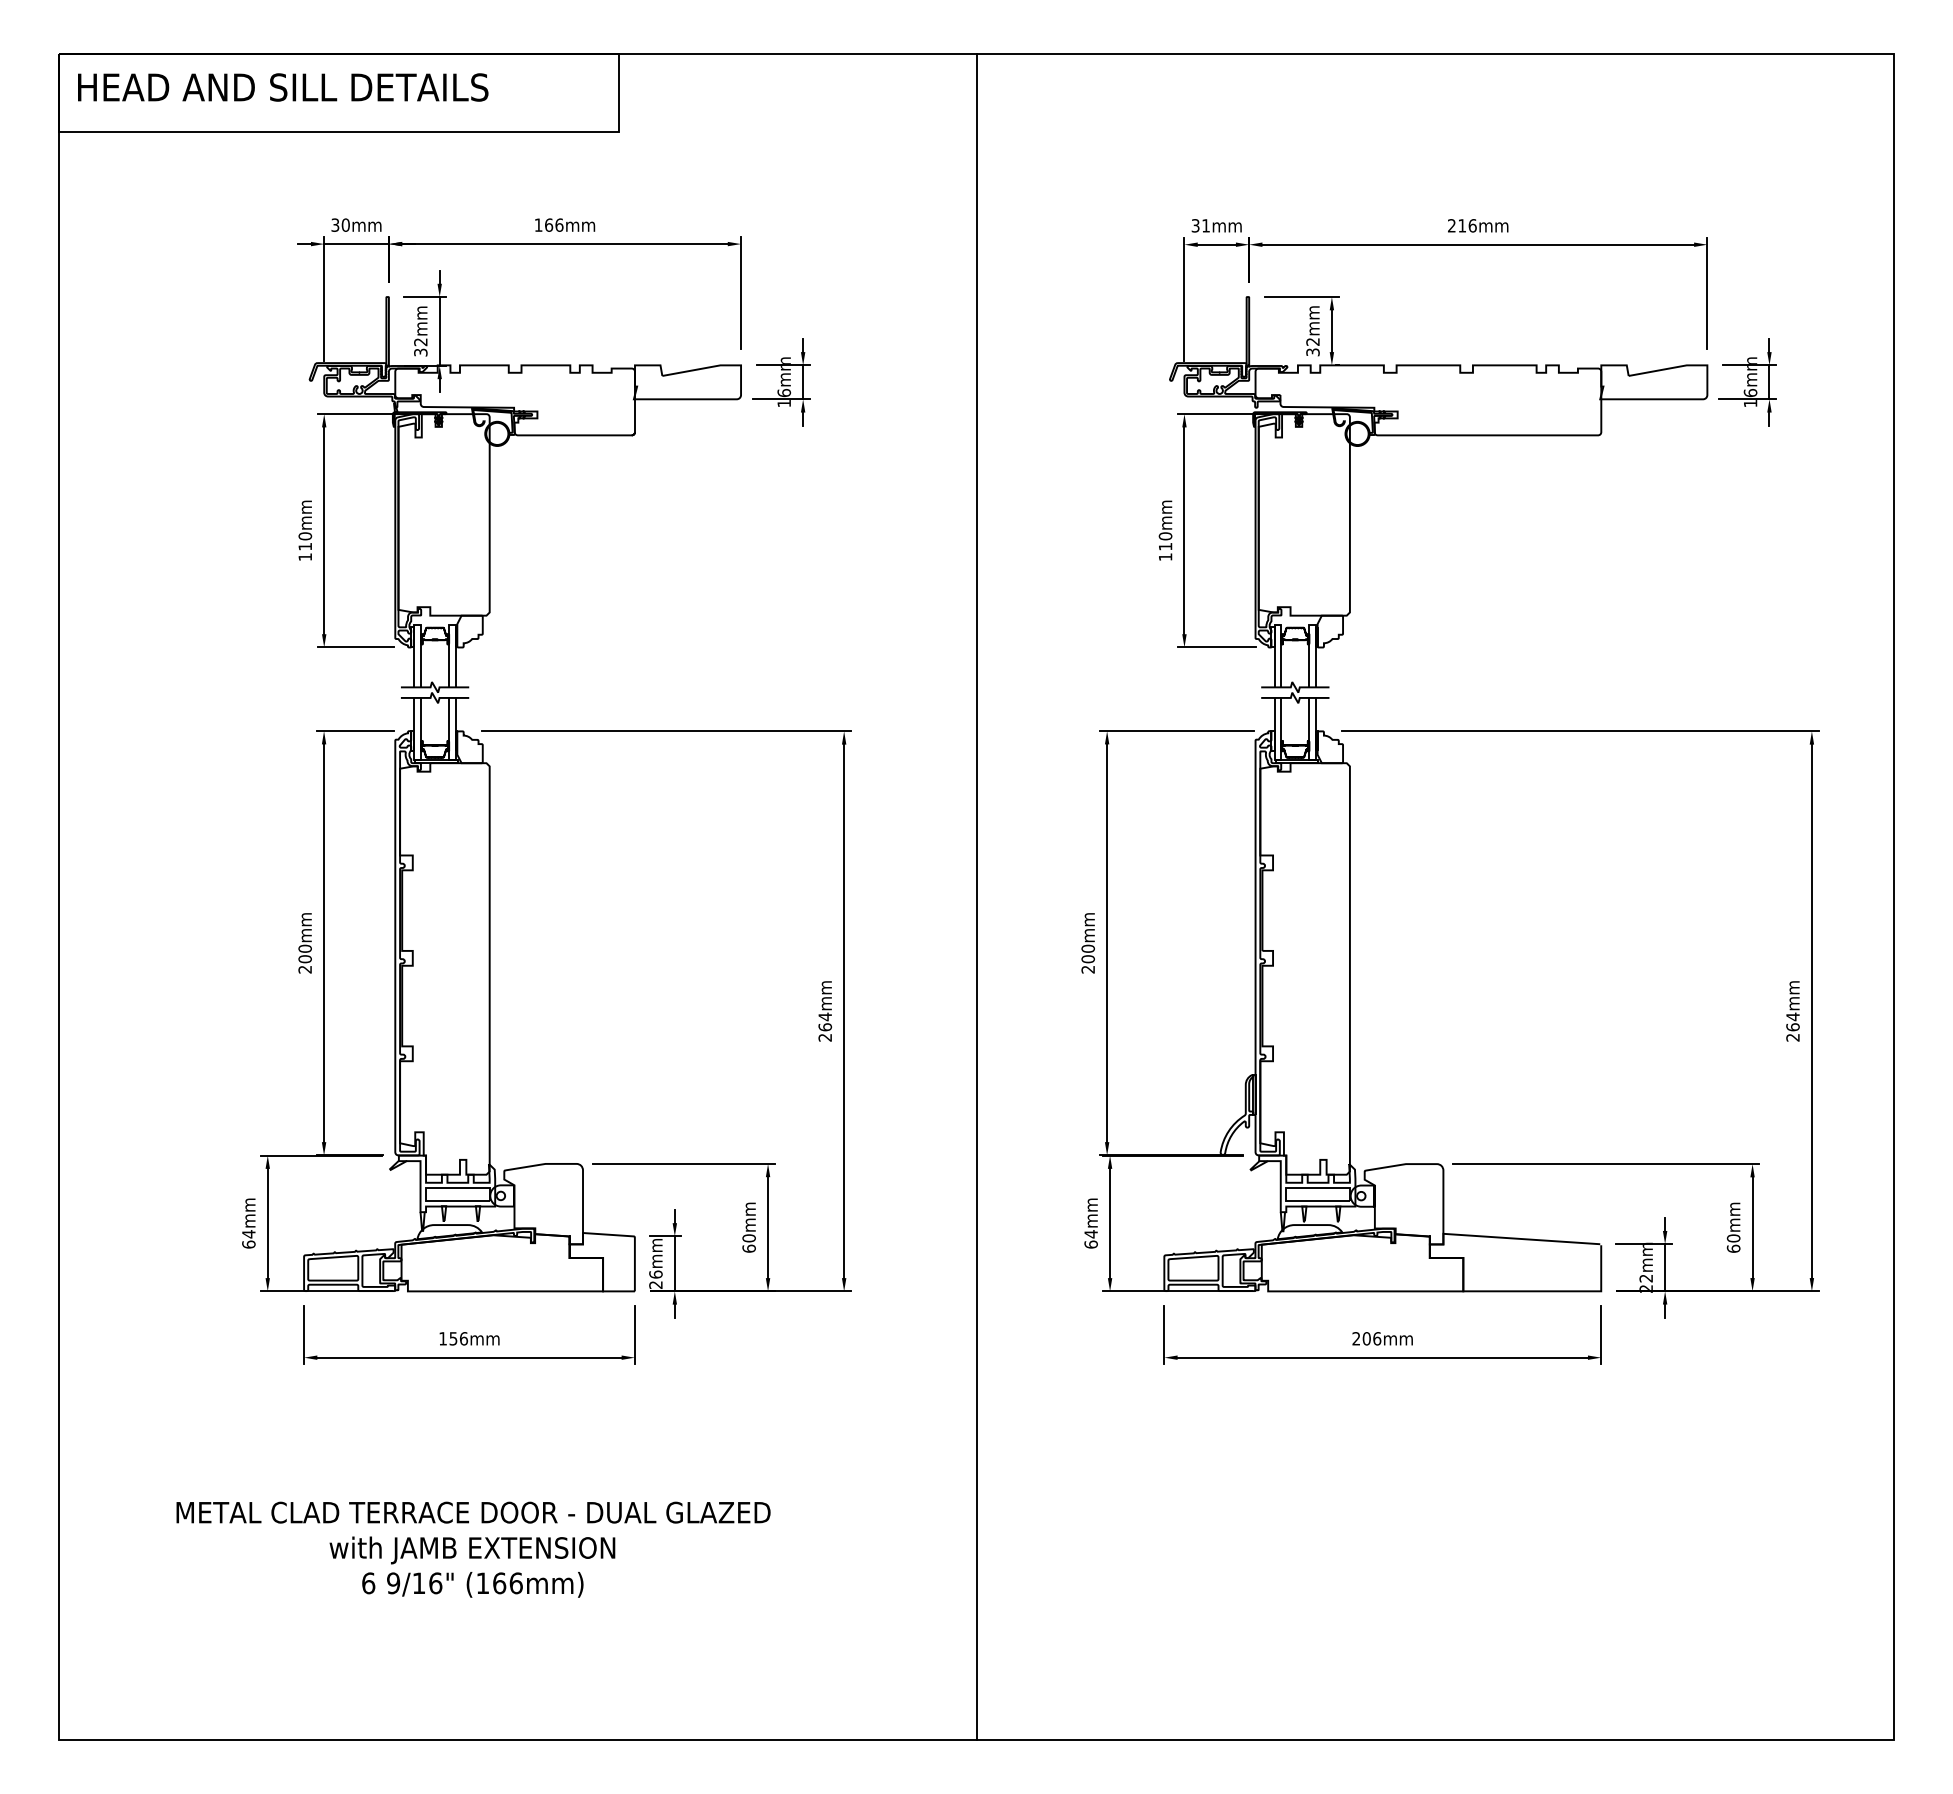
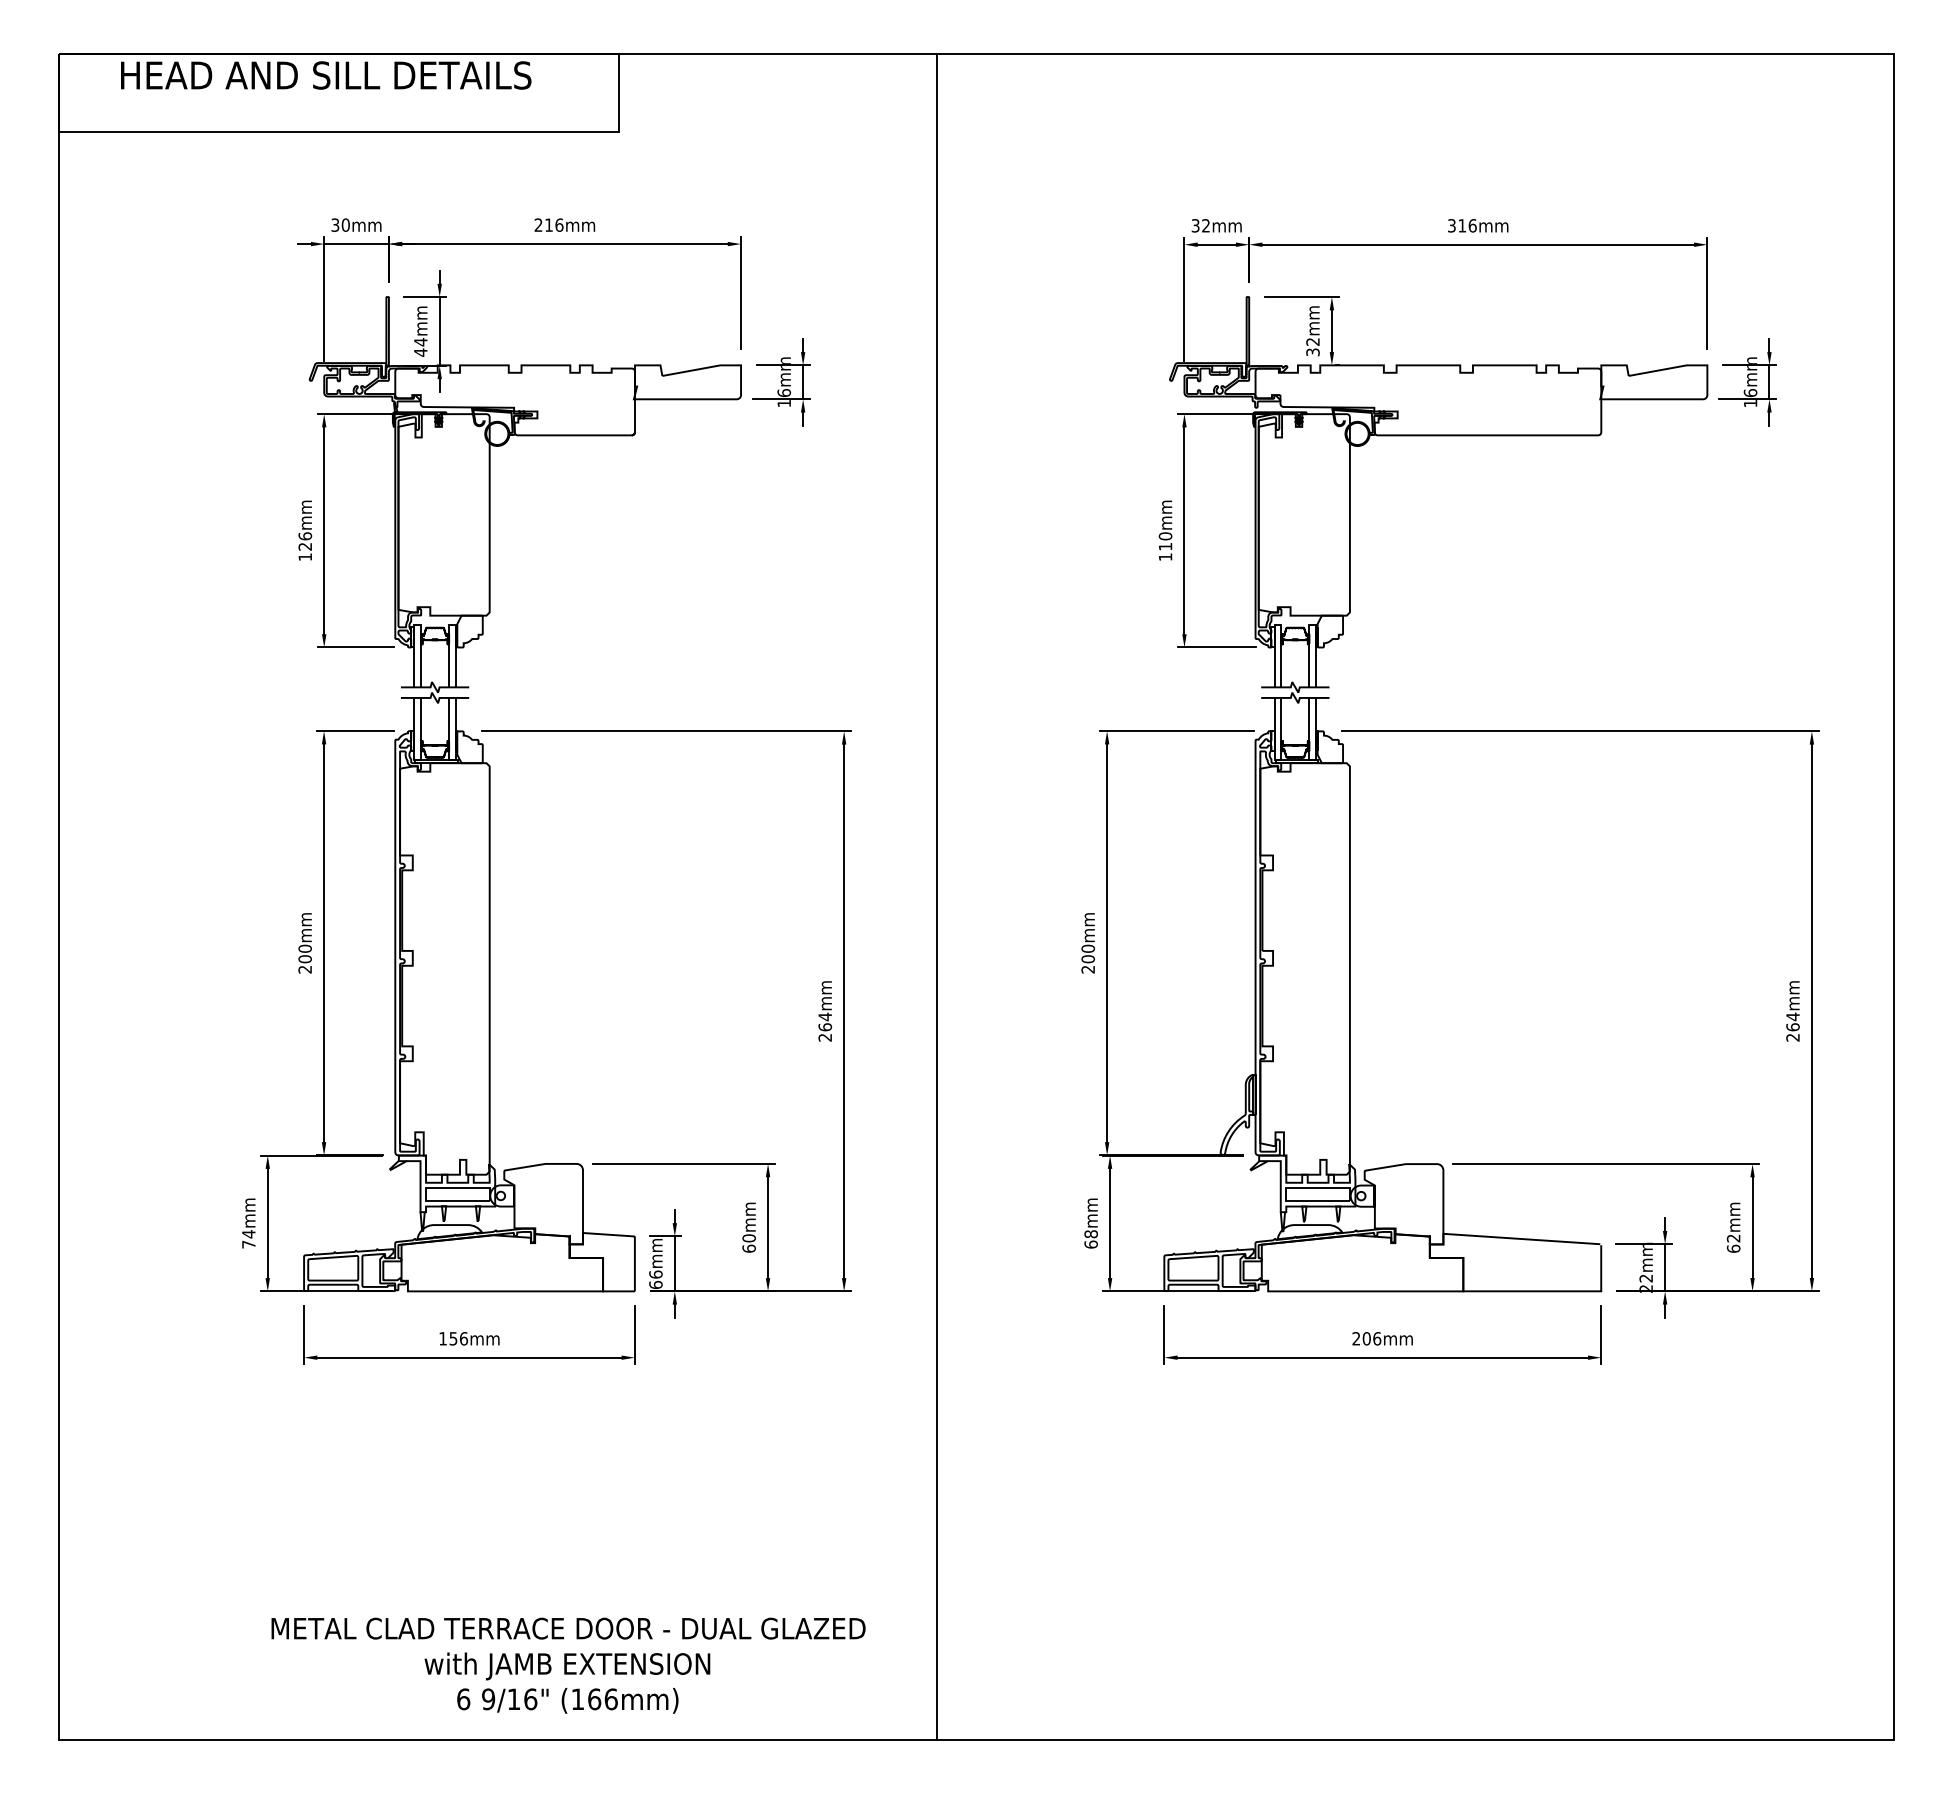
text position: (283, 87) -> (326, 75) (326, 75)
text: 166mm -> 216mm (543, 224)
text: 31mm -> 32mm (1205, 225)
text: 216mm -> 316mm (1451, 225)
text: 32mm -> 44mm (420, 347)
text: 110mm -> 126mm (304, 541)
line position: (976, 896) -> (936, 896) (936, 896)
text: 64mm -> 68mm (1090, 1234)
text: 60mm -> 62mm (1733, 1238)
text: 64mm -> 74mm (248, 1244)
text: 26mm -> 66mm (655, 1284)
text position: (473, 1549) -> (568, 1665) (568, 1665)
